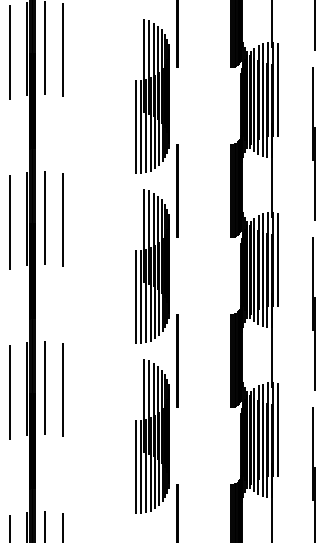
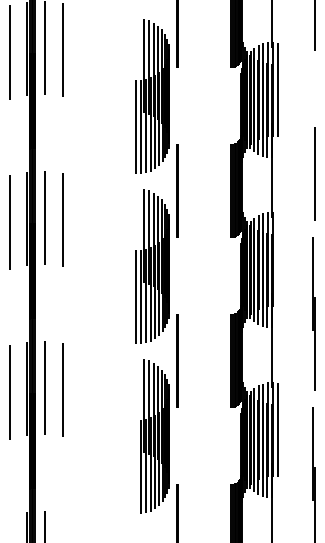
line: present -> none (312, 113)
line: present -> none (277, 259)
line: present -> none (136, 466)
line: present -> none (62, 525)
line: present -> none (9, 527)
